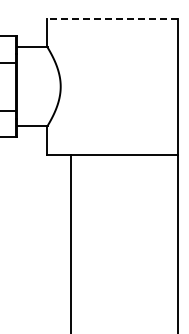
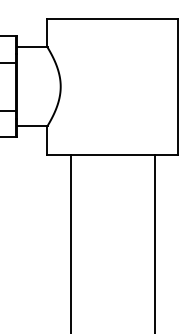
line: dashed -> solid (112, 18)
line position: (177, 242) -> (154, 242) (154, 242)
